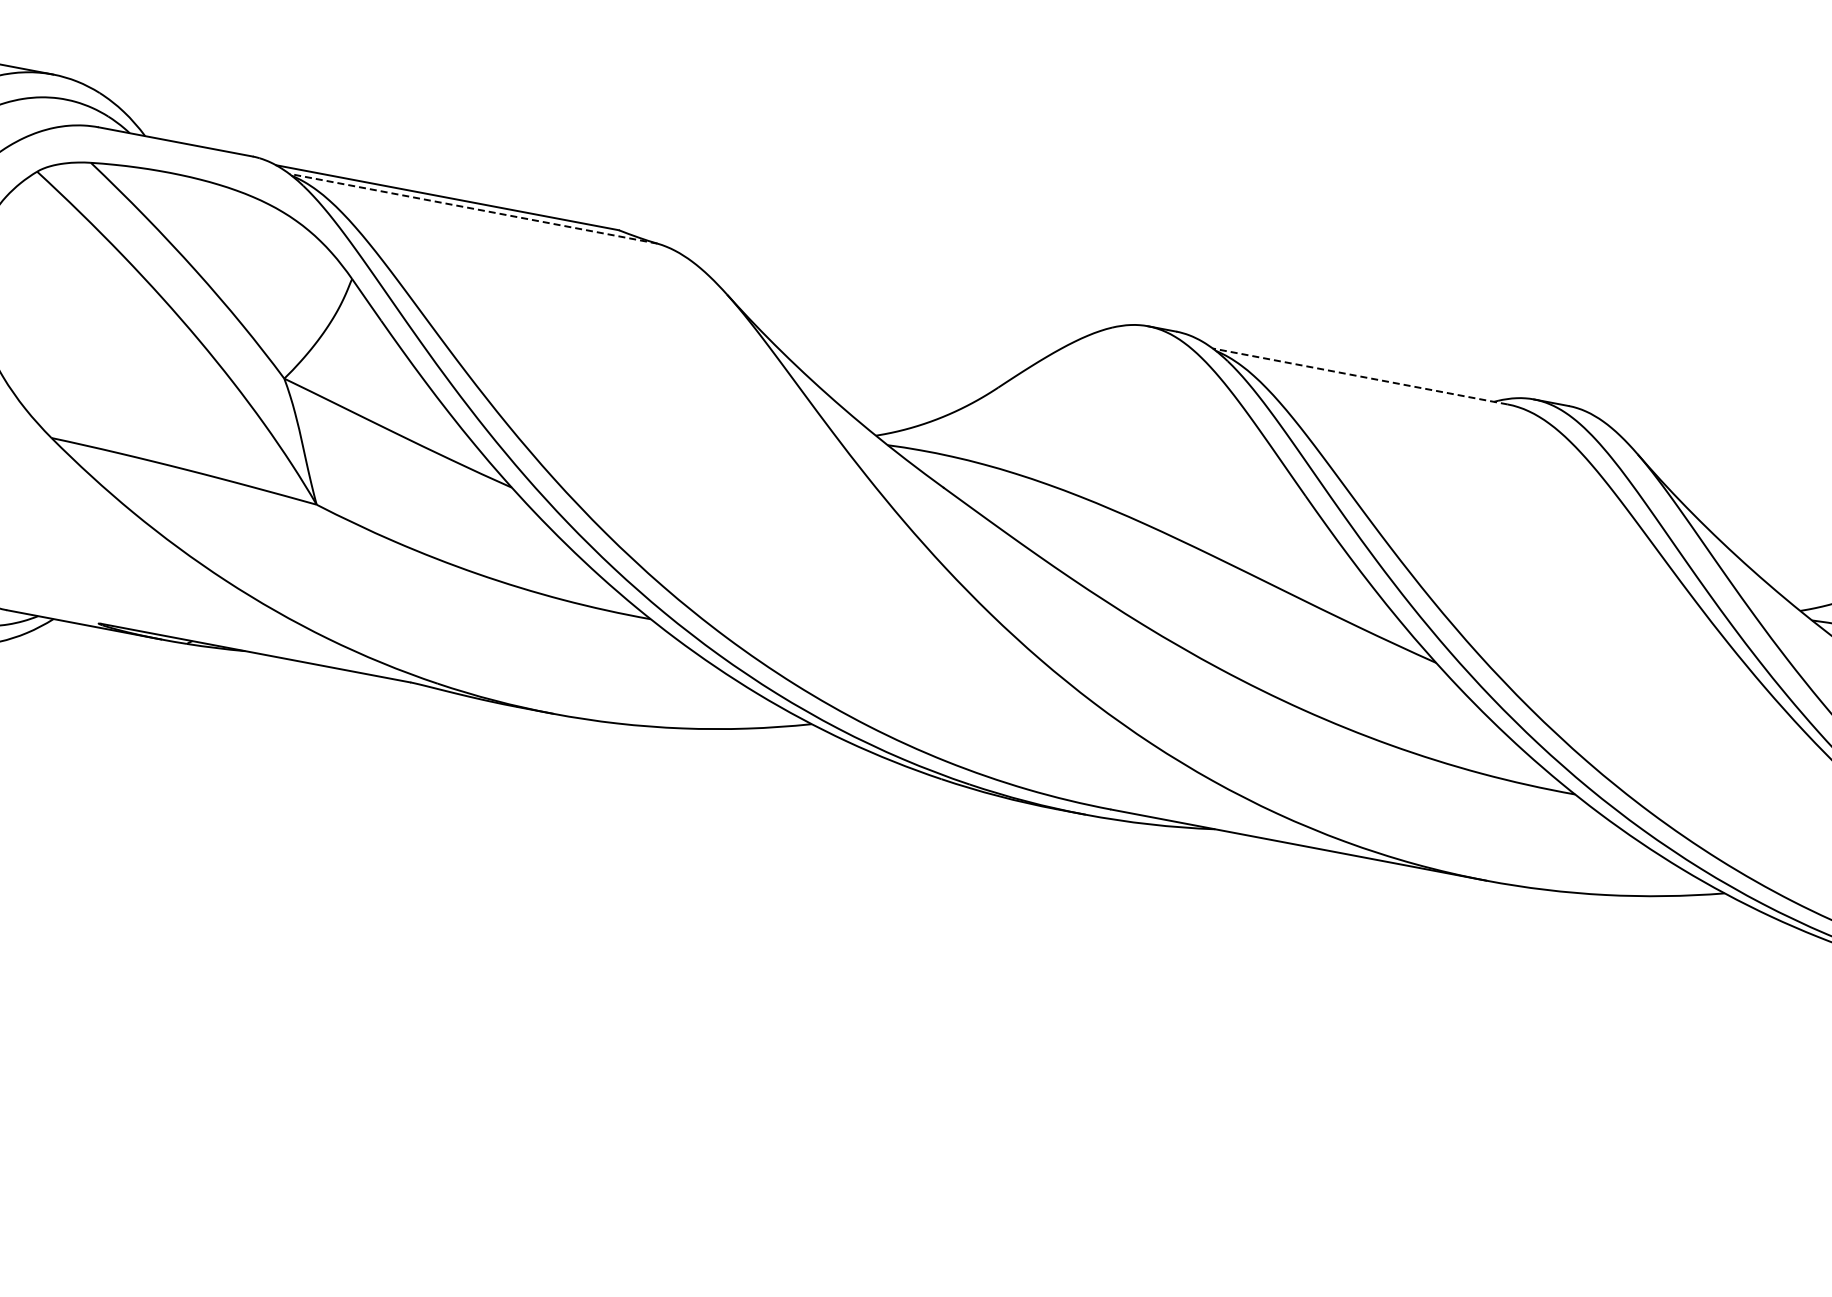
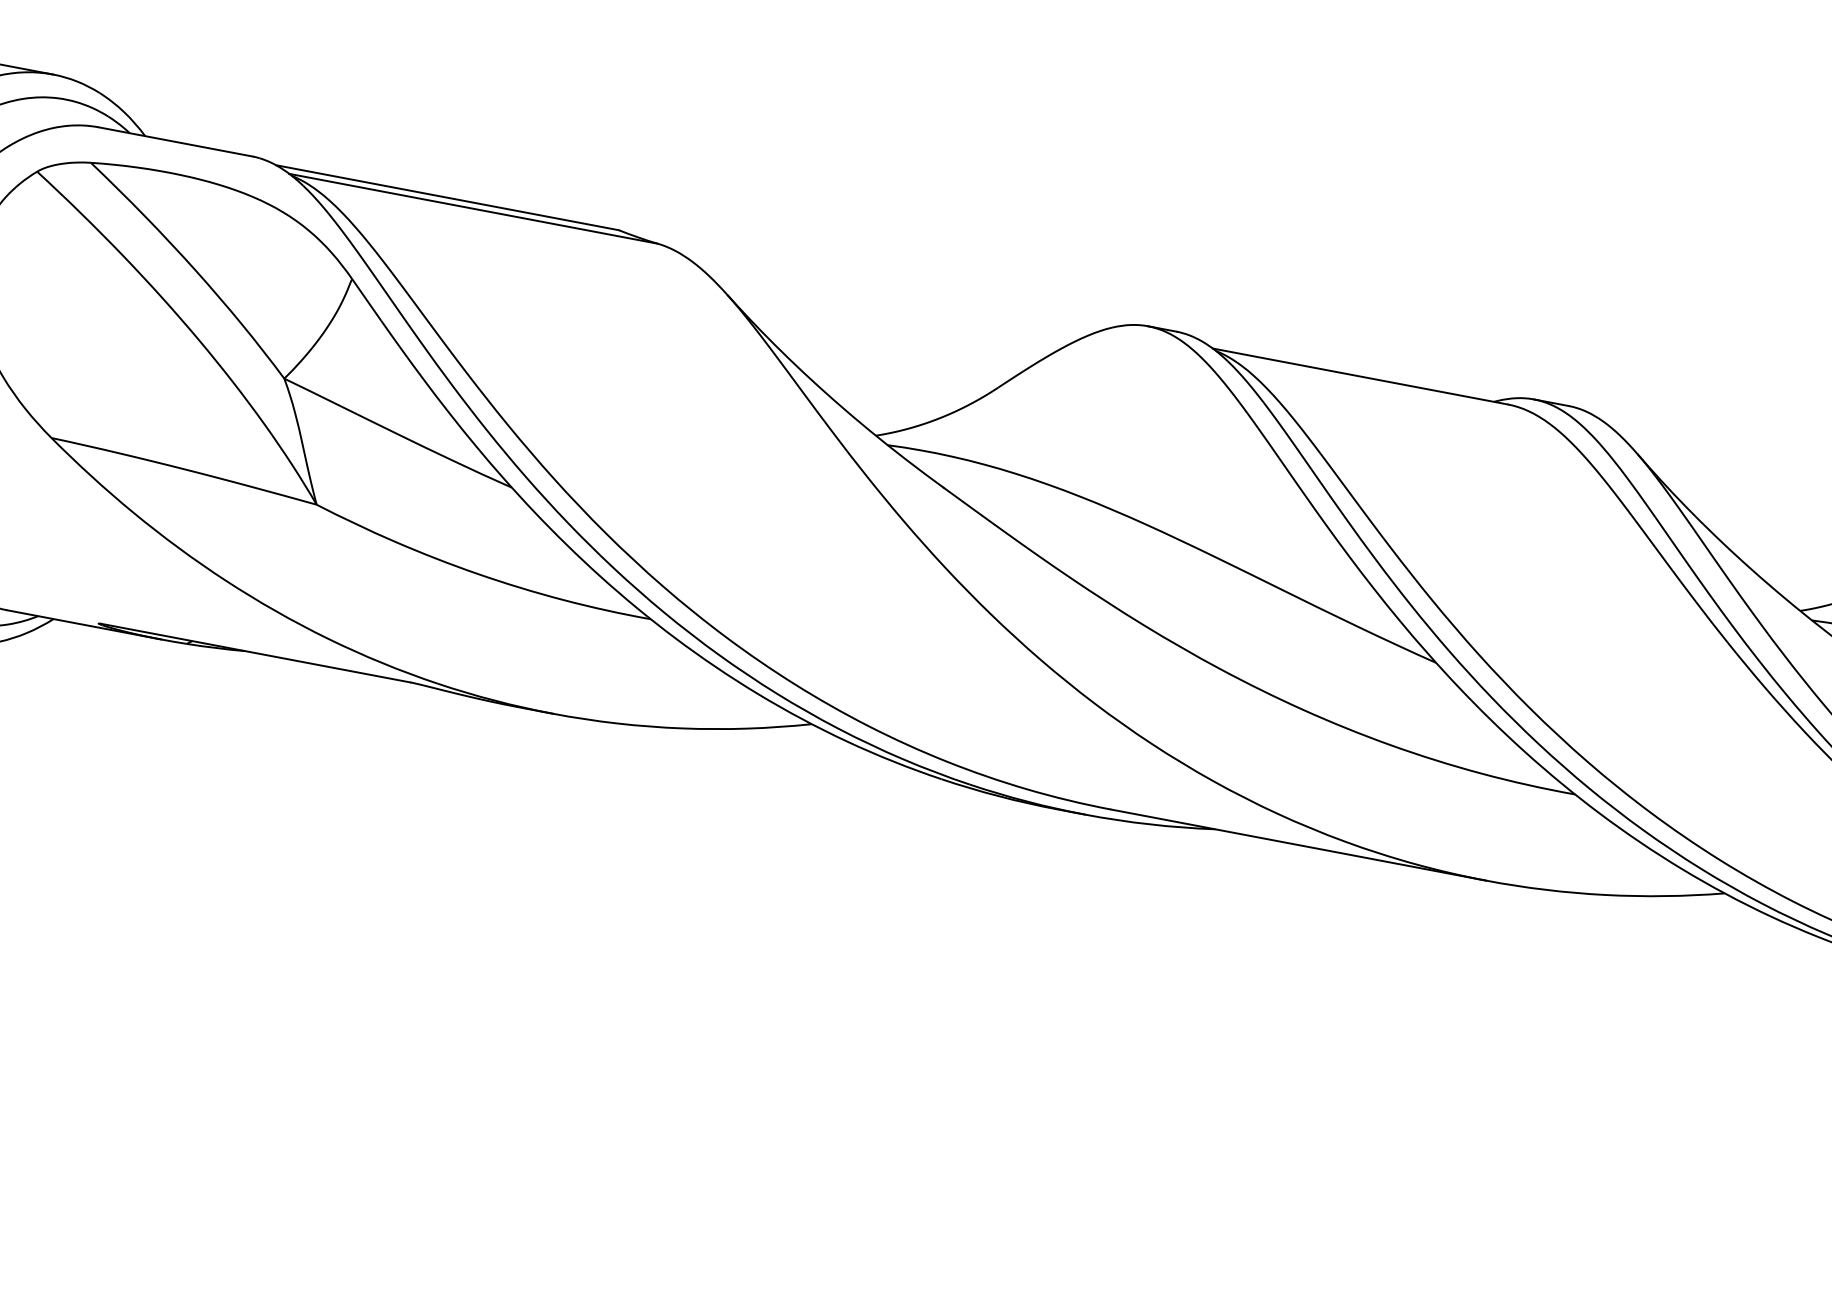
line: dashed -> solid (473, 208)
line: dashed -> solid (1359, 376)
